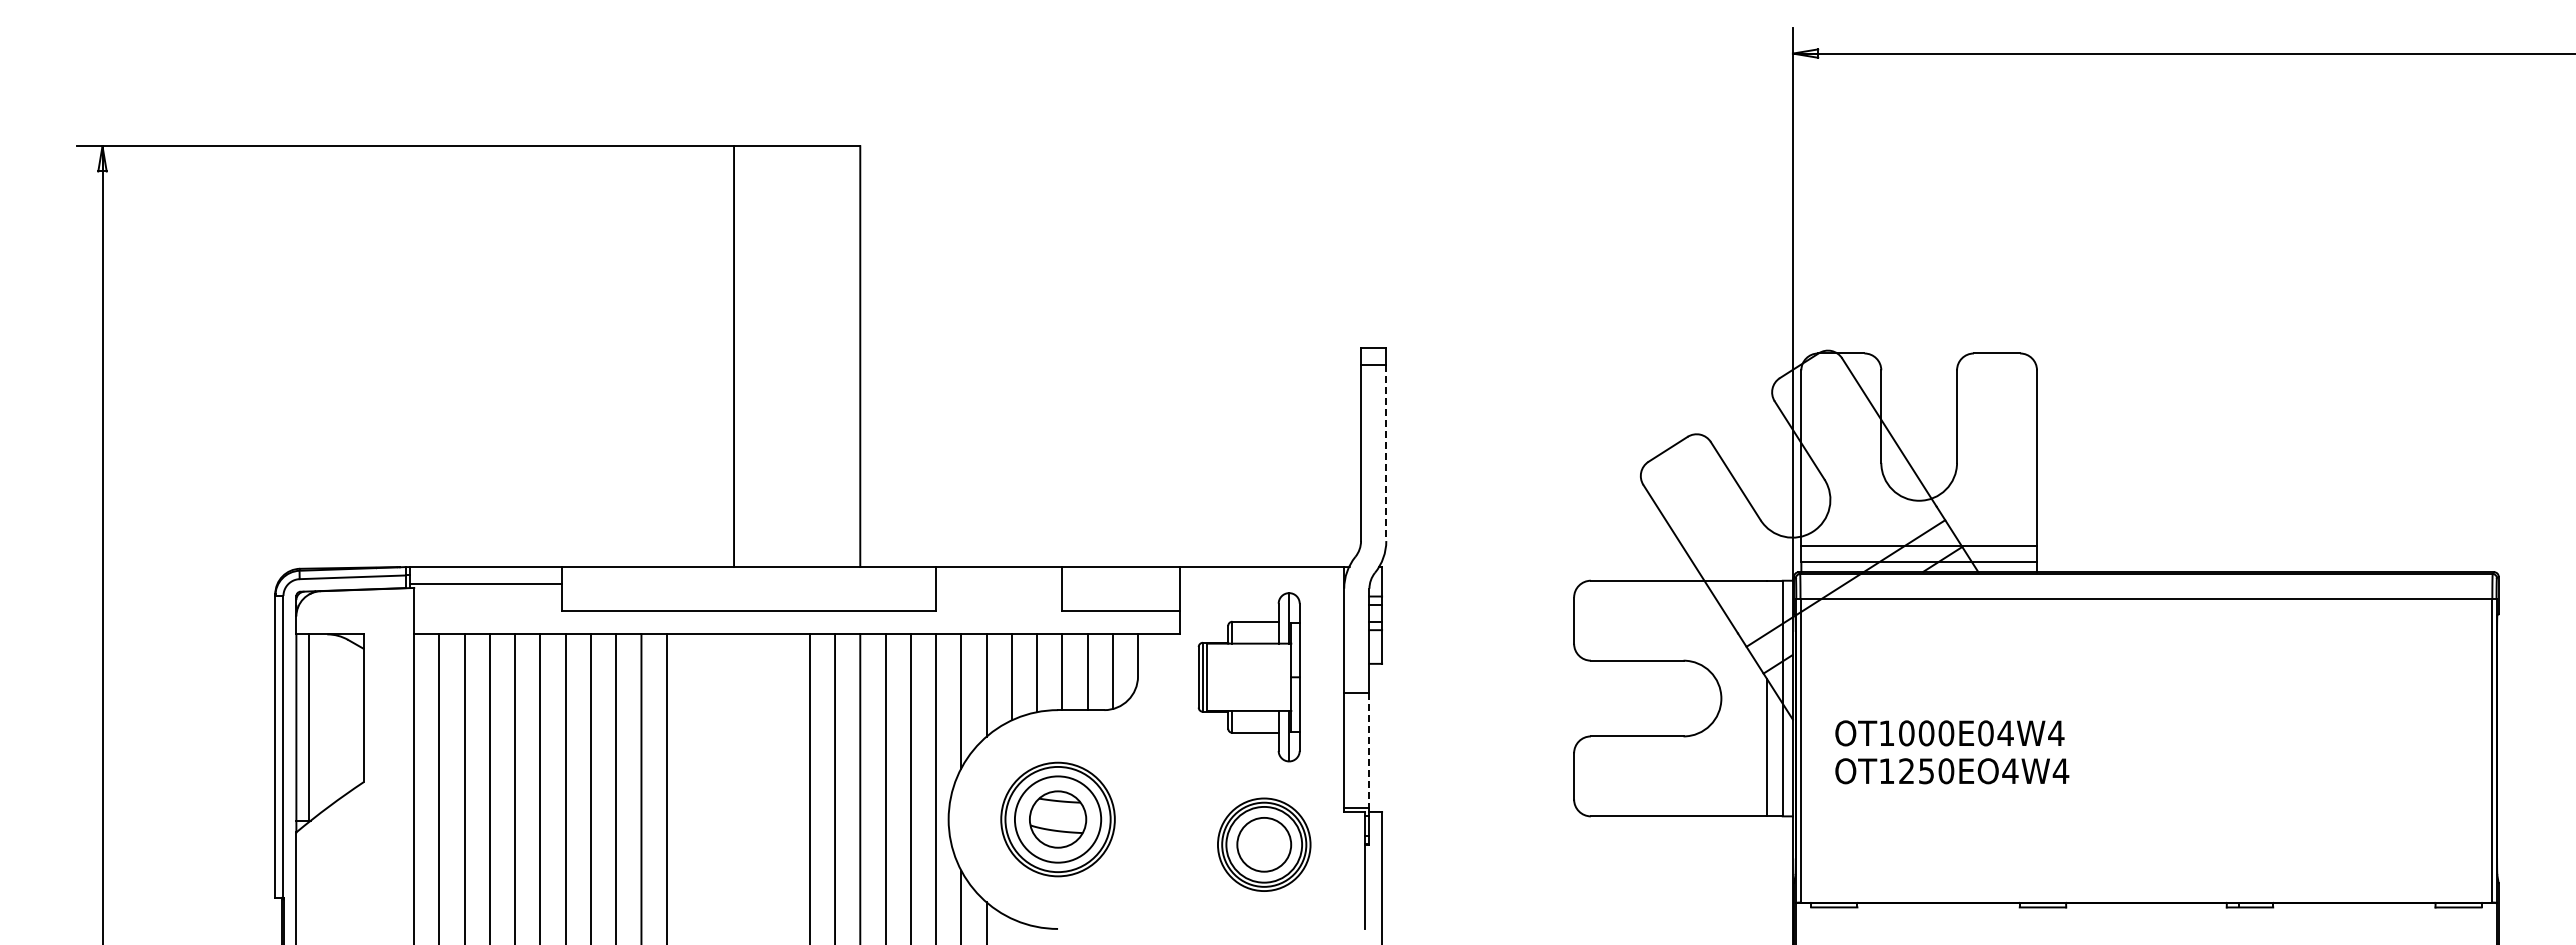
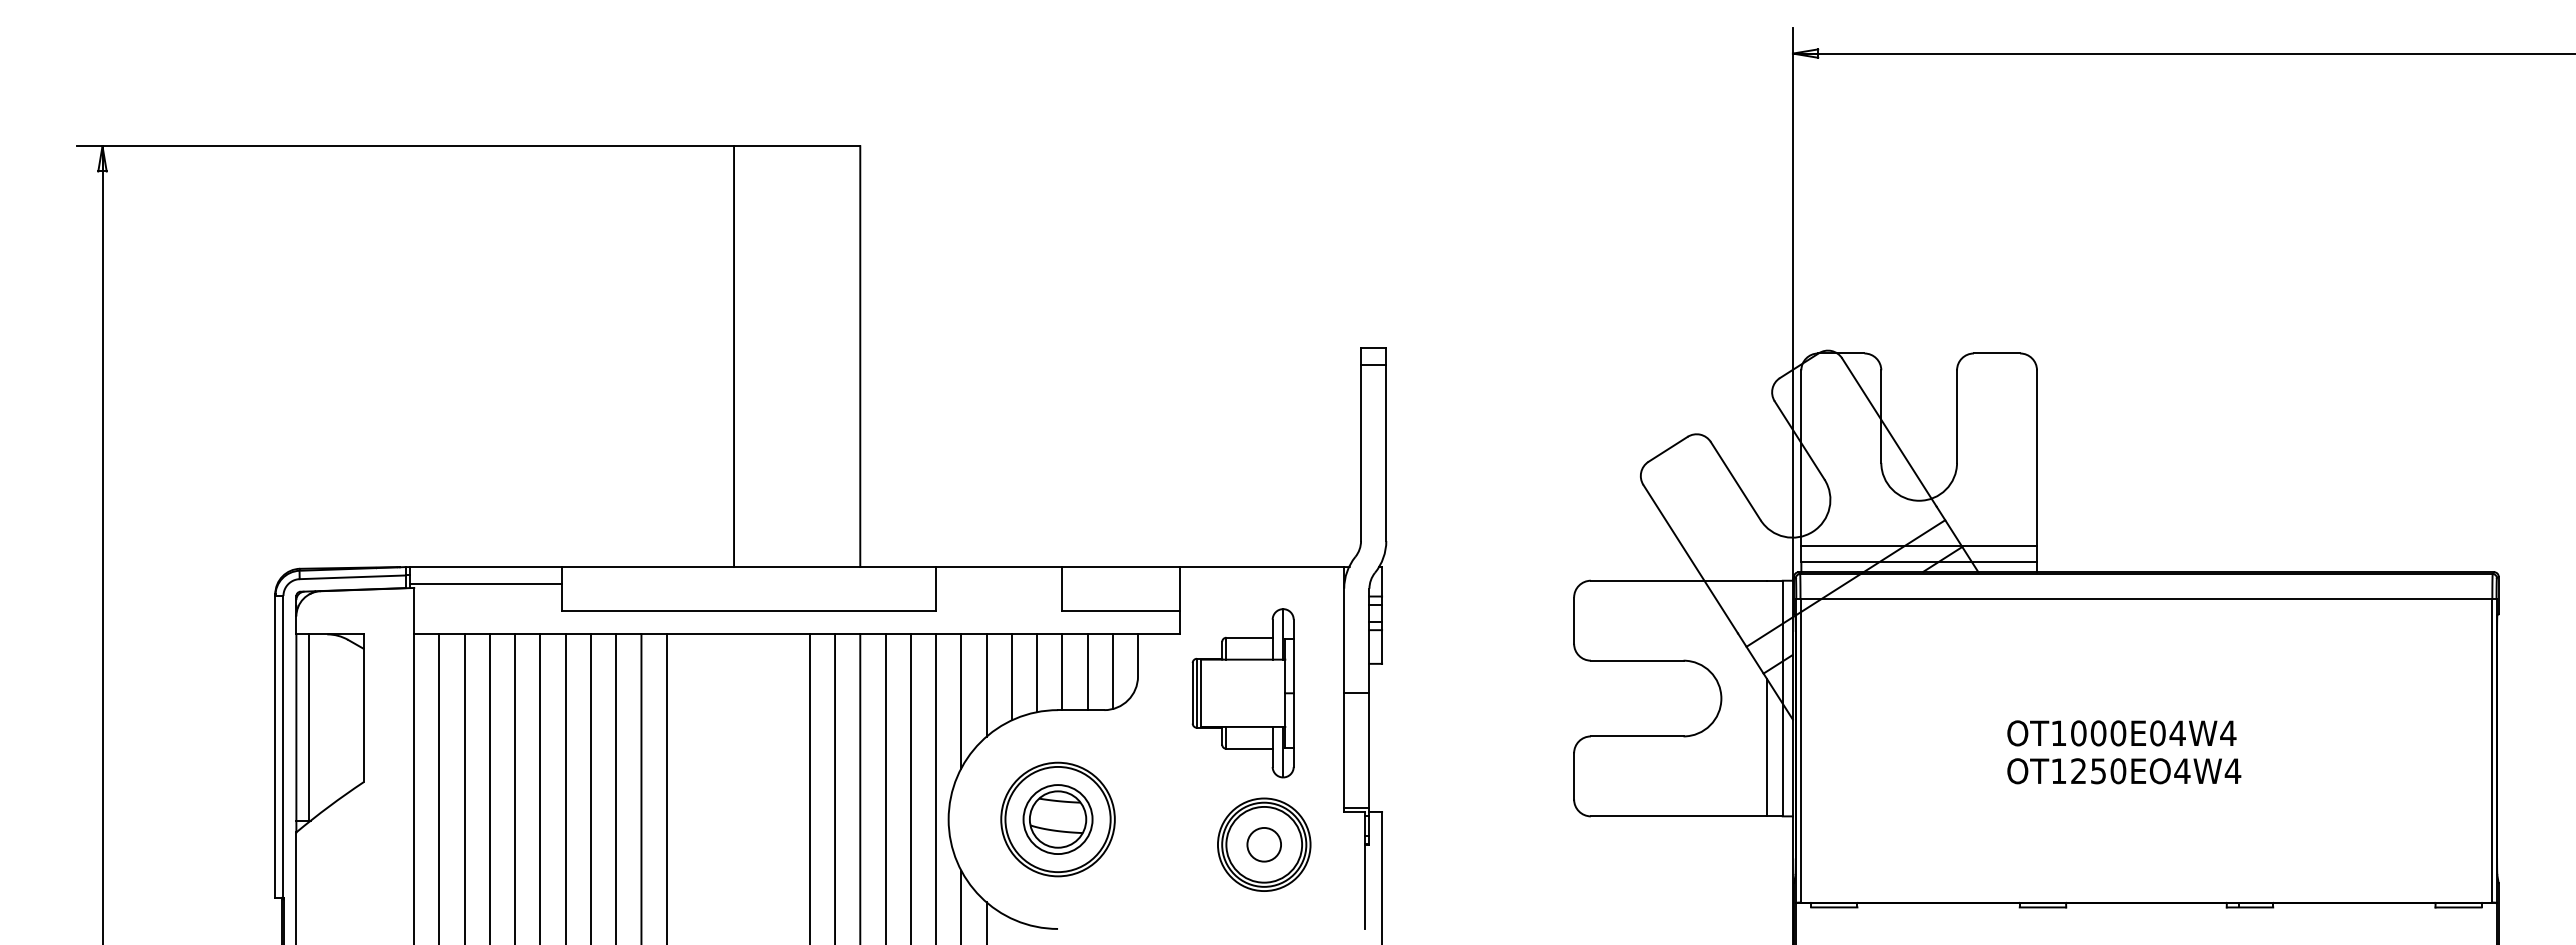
line: dashed -> solid (1386, 453)
part position: (1248, 677) -> (1242, 693) (1242, 693)
line: dashed -> solid (1369, 751)
text position: (1952, 752) -> (2124, 752) (2124, 752)
circle diameter: 86 px -> 69 px (1057, 819)
circle diameter: 54 px -> 34 px (1264, 844)
